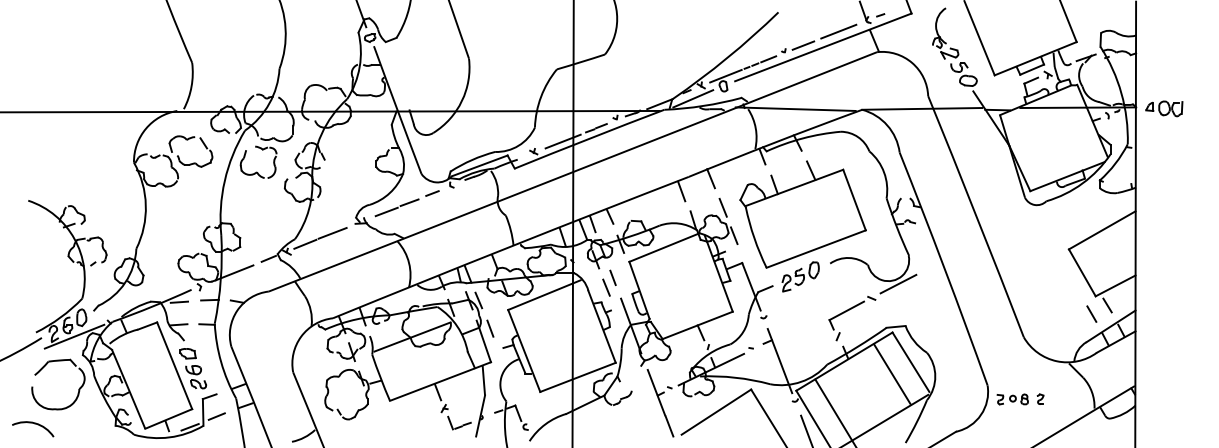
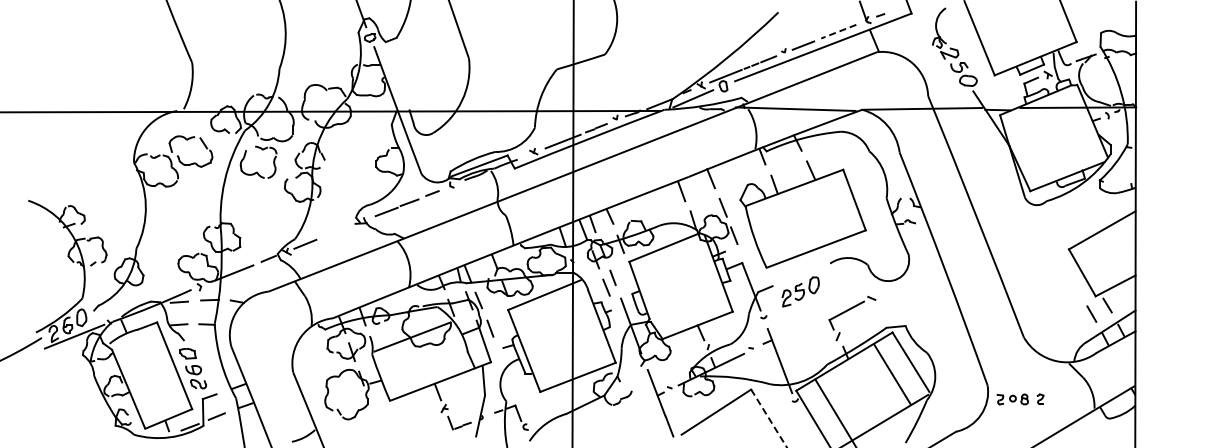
line: solid -> dashed (838, 31)
part: present -> none (1164, 108)
line: present -> none (332, 233)
part position: (800, 276) -> (800, 291) (800, 291)
line: present -> none (898, 283)
part: present -> none (78, 389)
line: solid -> dashed (769, 418)
arc: present -> none (34, 424)
line: present -> none (806, 429)
